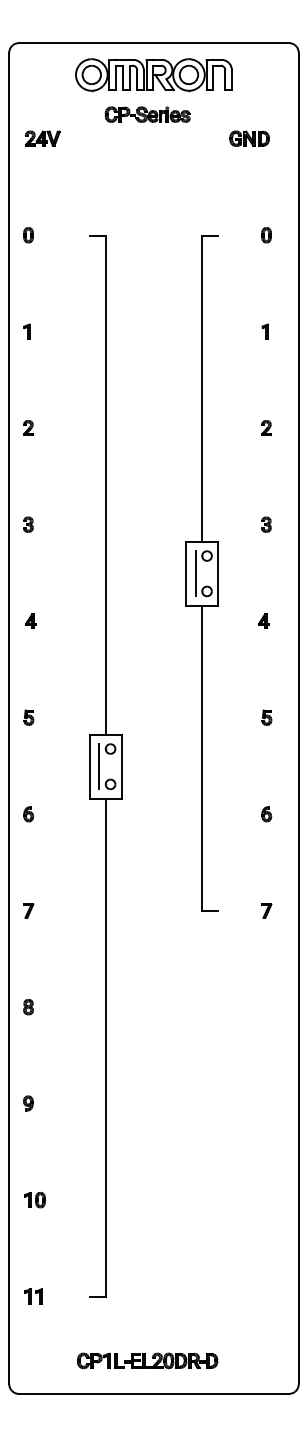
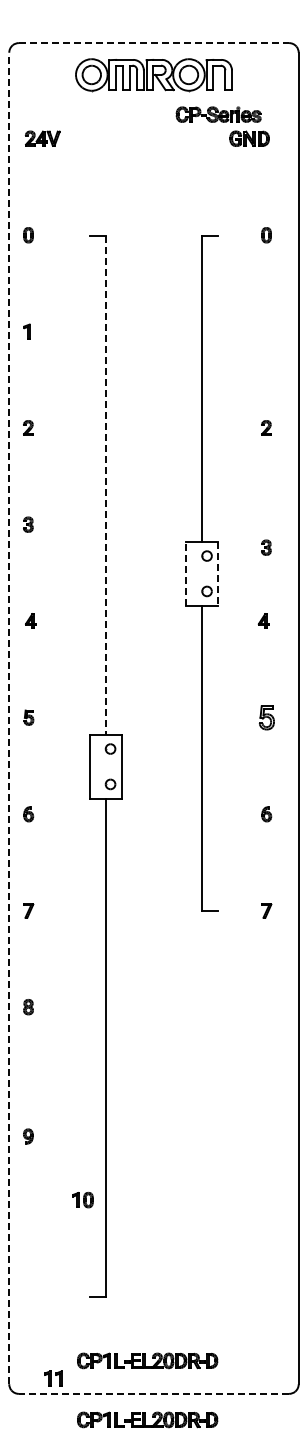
line: solid -> dashed (154, 43)
part position: (147, 114) -> (218, 114) (218, 114)
part: present -> none (264, 331)
line: solid -> dashed (105, 485)
part position: (266, 524) -> (266, 547) (266, 547)
line: solid -> dashed (186, 573)
line: present -> none (195, 573)
line: solid -> dashed (218, 574)
part size: 12x17 px -> 17x26 px (266, 717)
line: solid -> dashed (9, 718)
line: present -> none (99, 766)
part position: (28, 1103) -> (28, 1136) (28, 1136)
part position: (34, 1199) -> (82, 1199) (82, 1199)
part position: (33, 1296) -> (53, 1378) (53, 1378)
line: solid -> dashed (153, 1393)
part: none -> present (147, 1419)
